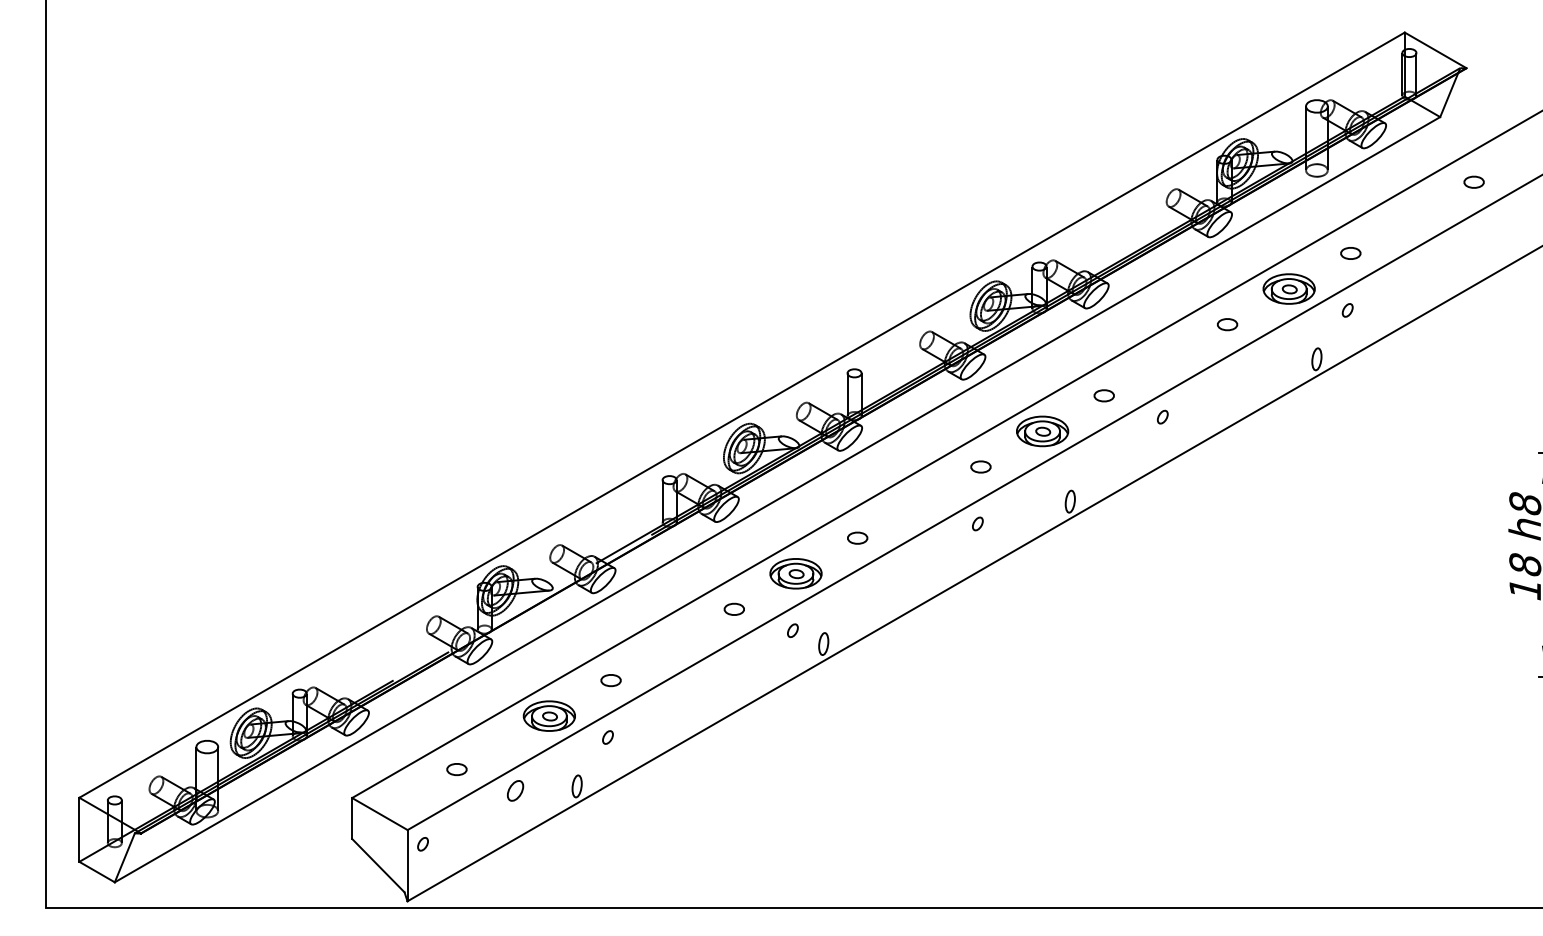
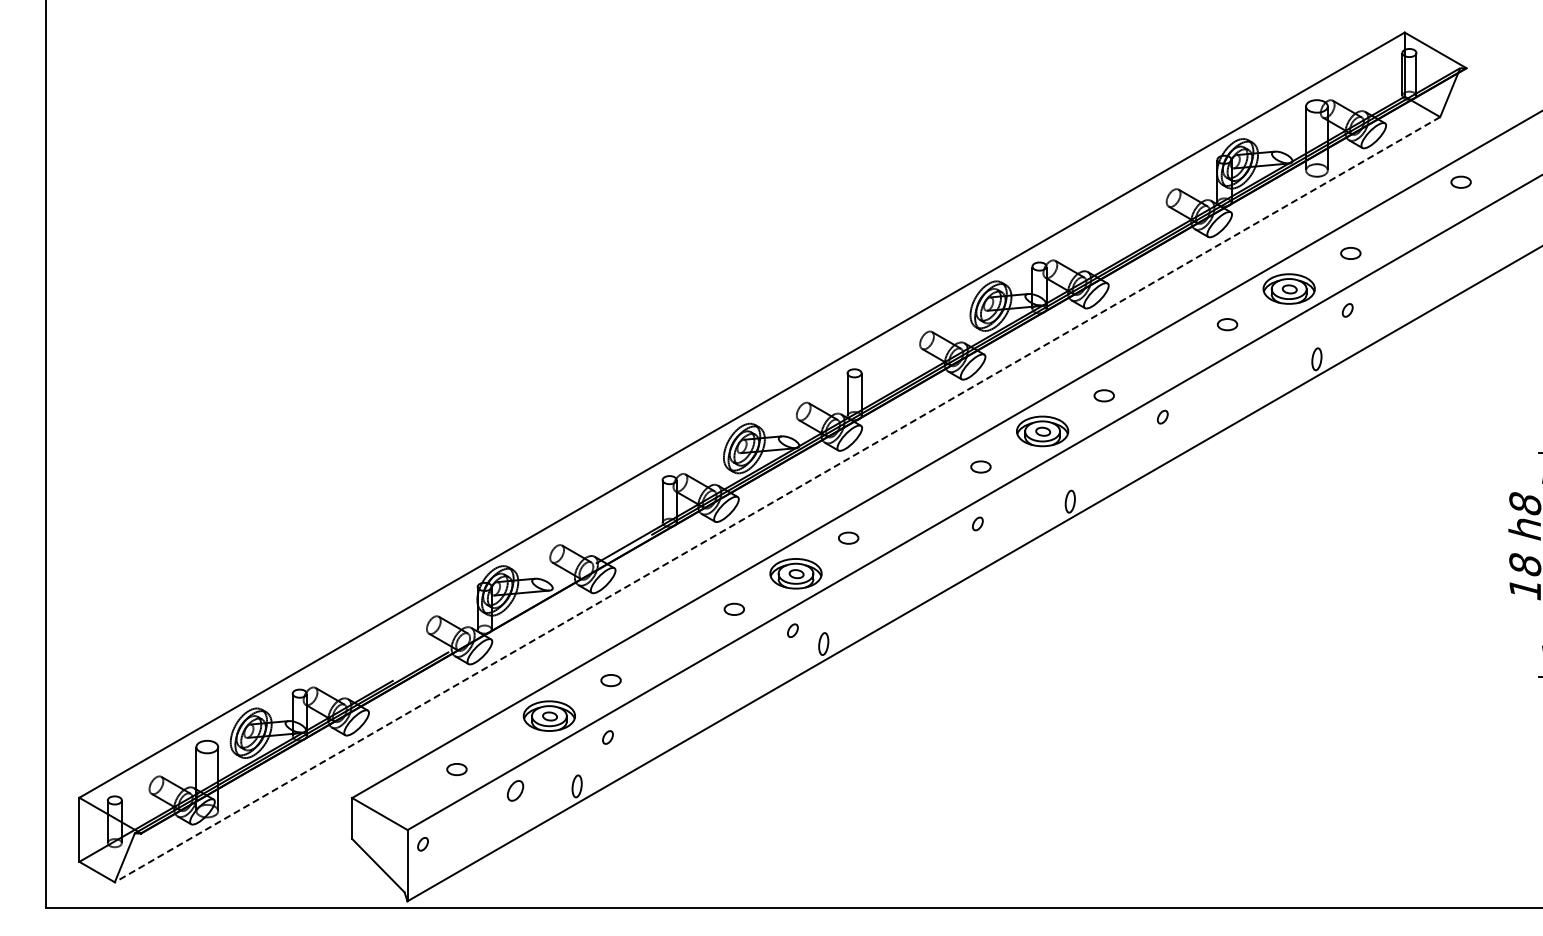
part position: (1473, 181) -> (1460, 181) (1460, 181)
line: solid -> dashed (777, 499)
part position: (857, 537) -> (848, 537) (848, 537)
